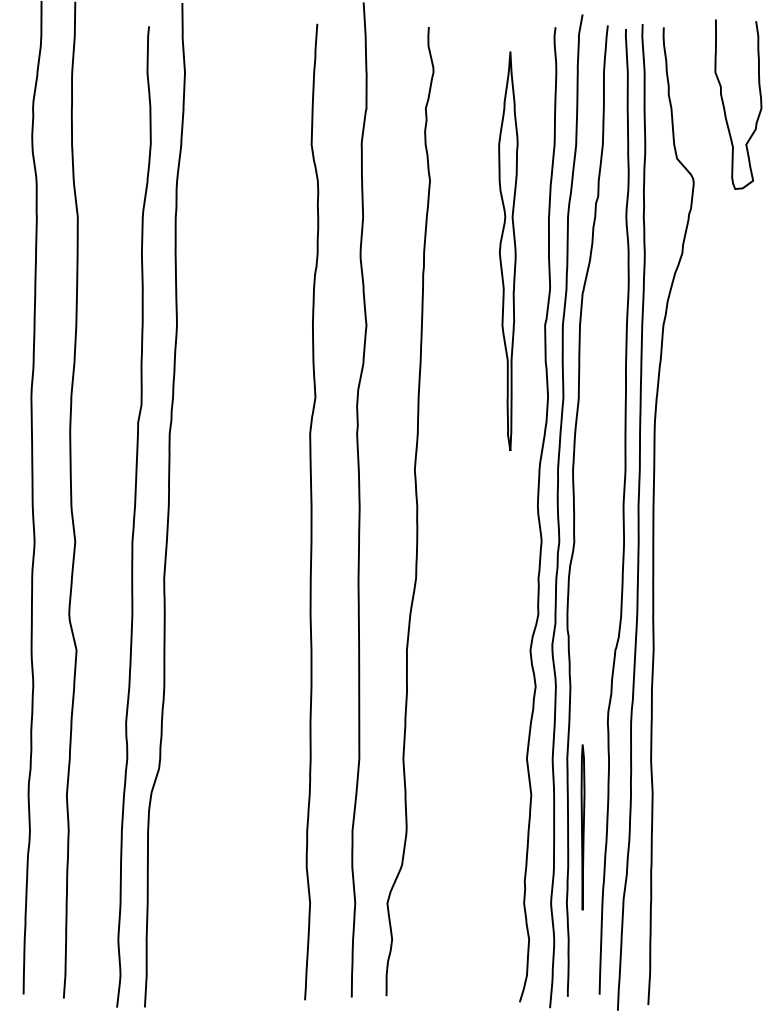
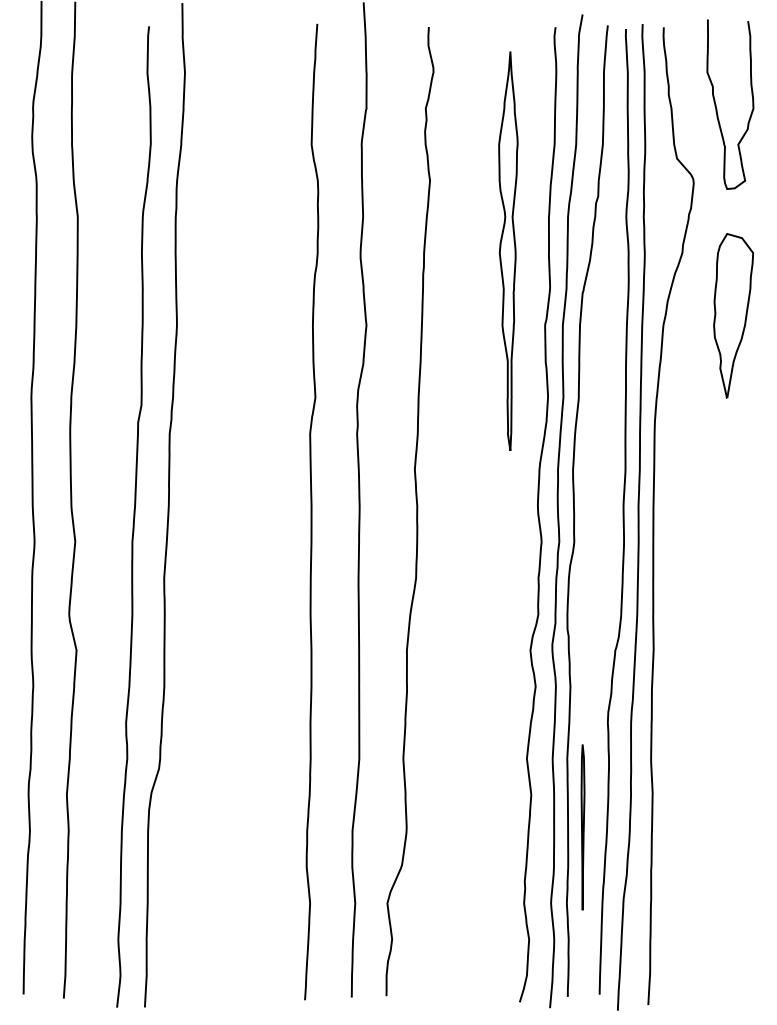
curve position: (725, 108) -> (717, 108) (717, 108)
part: none -> present (733, 315)
